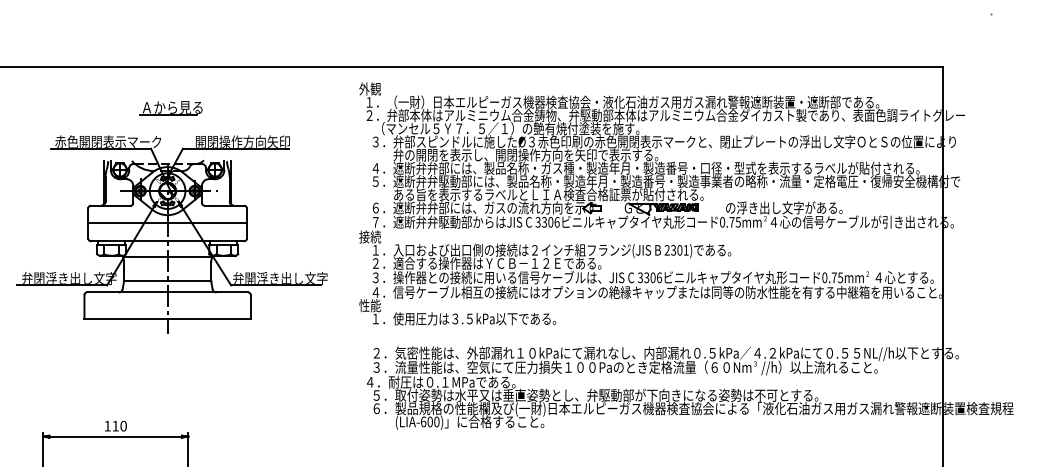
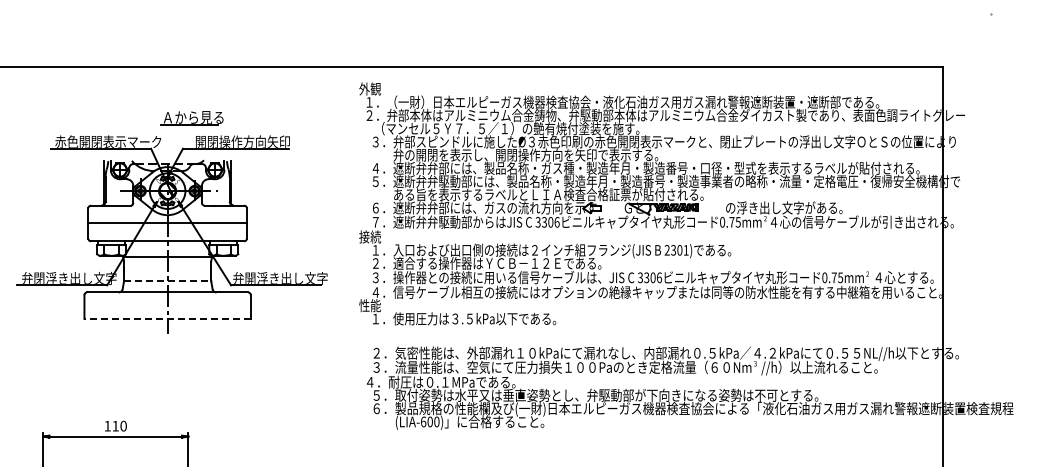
part position: (170, 108) -> (191, 118) (191, 118)
line: solid -> dashed (167, 281)
line: solid -> dashed (167, 318)
